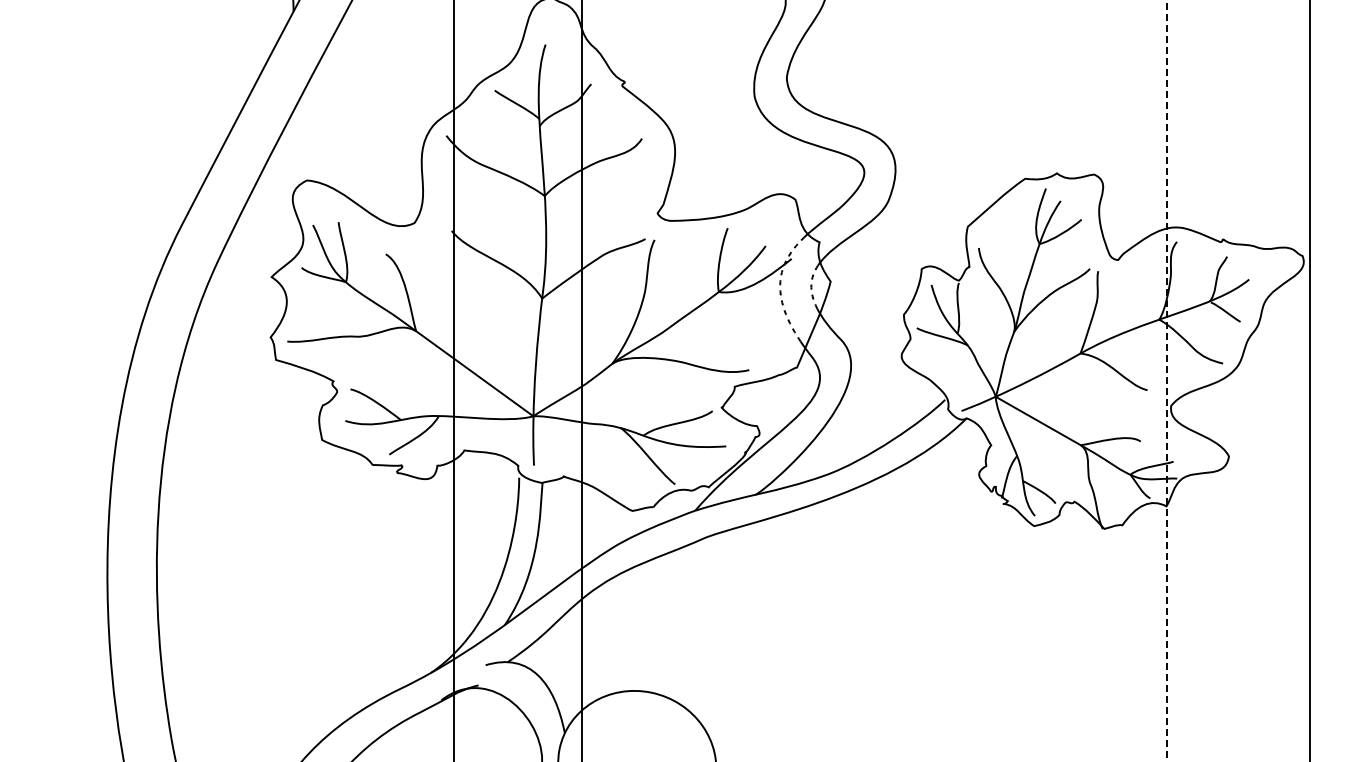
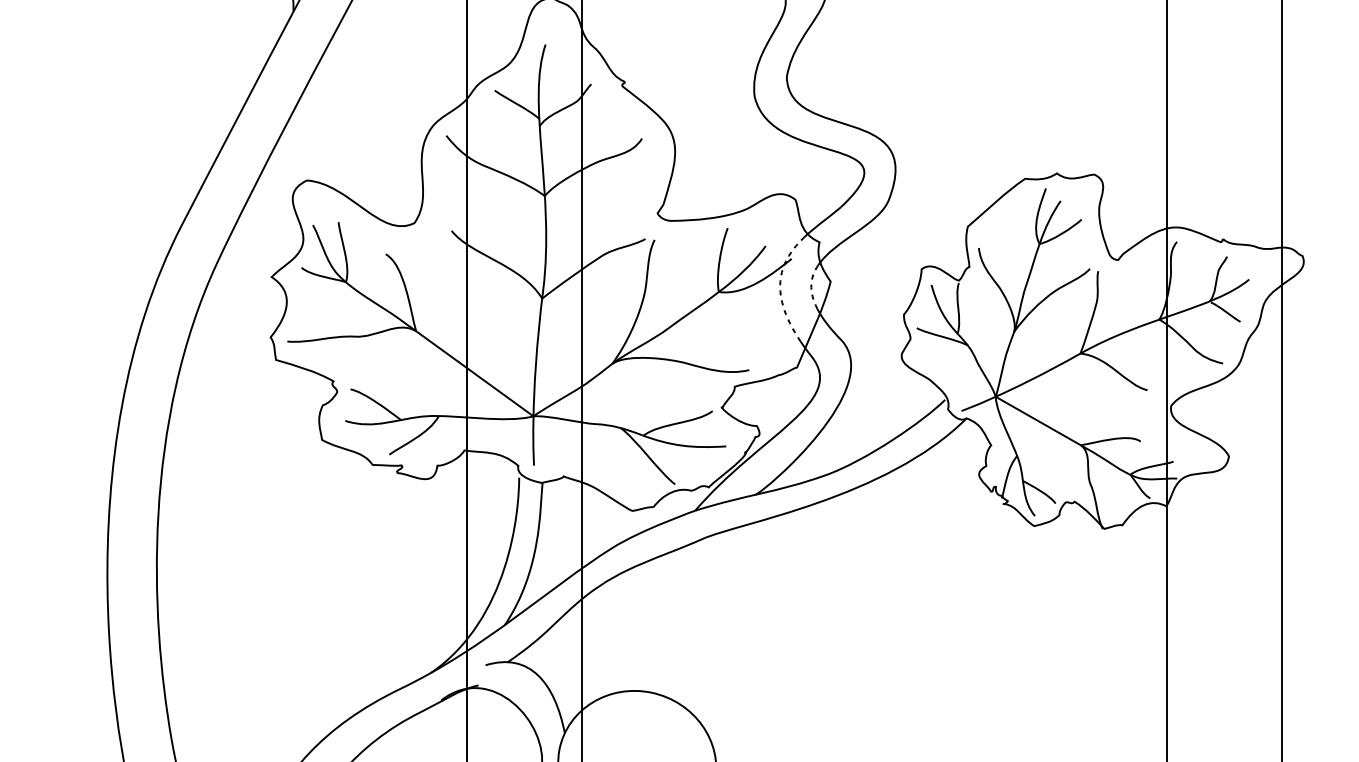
line position: (454, 380) -> (467, 380) (467, 380)
line: dashed -> solid (1166, 380)
line position: (1309, 380) -> (1281, 380) (1281, 380)
